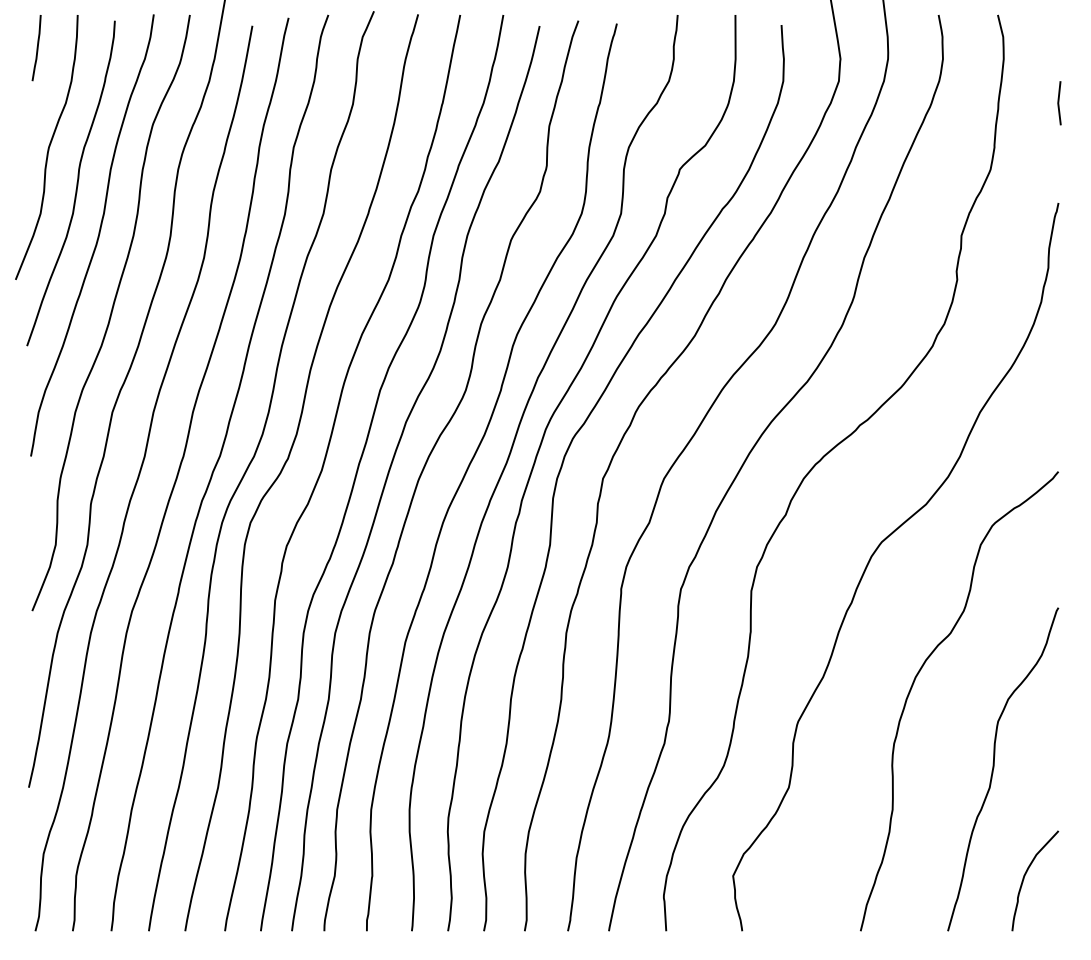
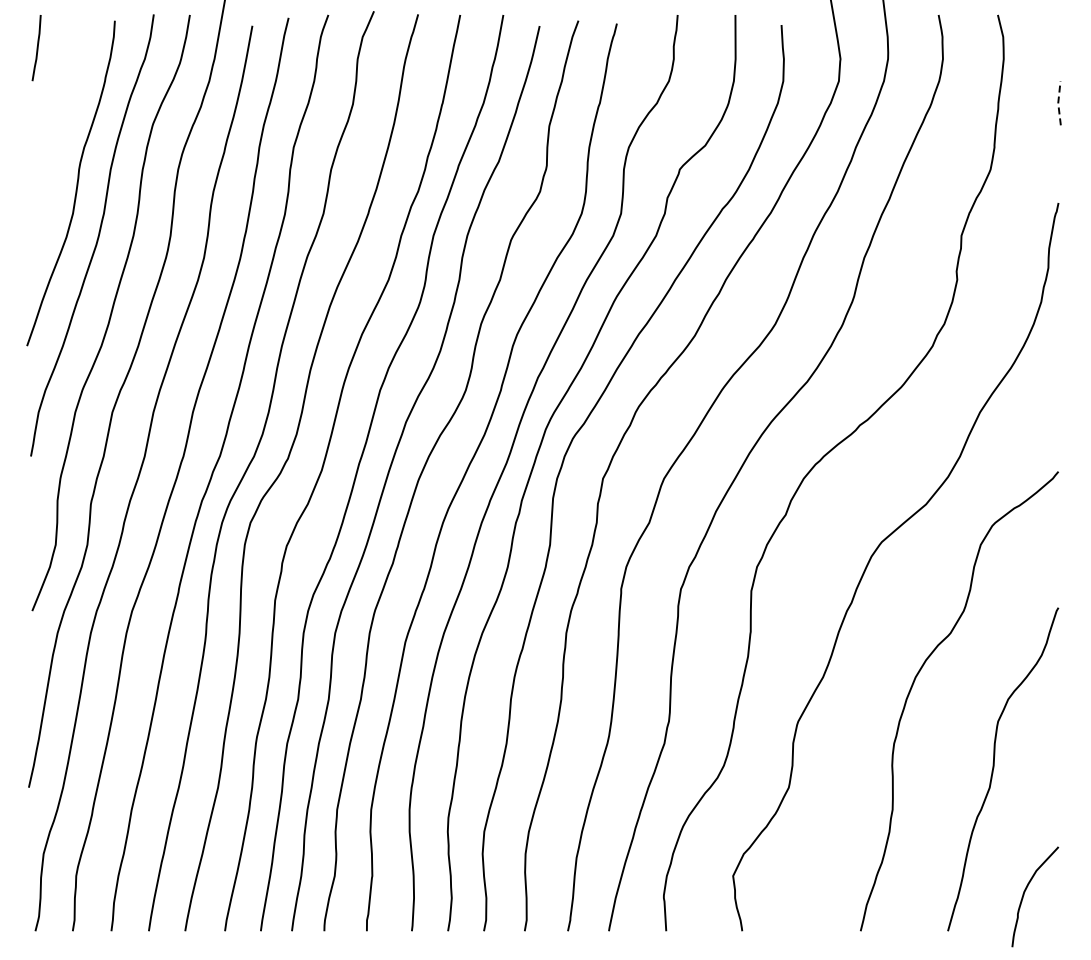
line: solid -> dashed (1058, 103)
curve: present -> none (47, 148)
curve position: (1025, 876) -> (1025, 892) (1025, 892)
